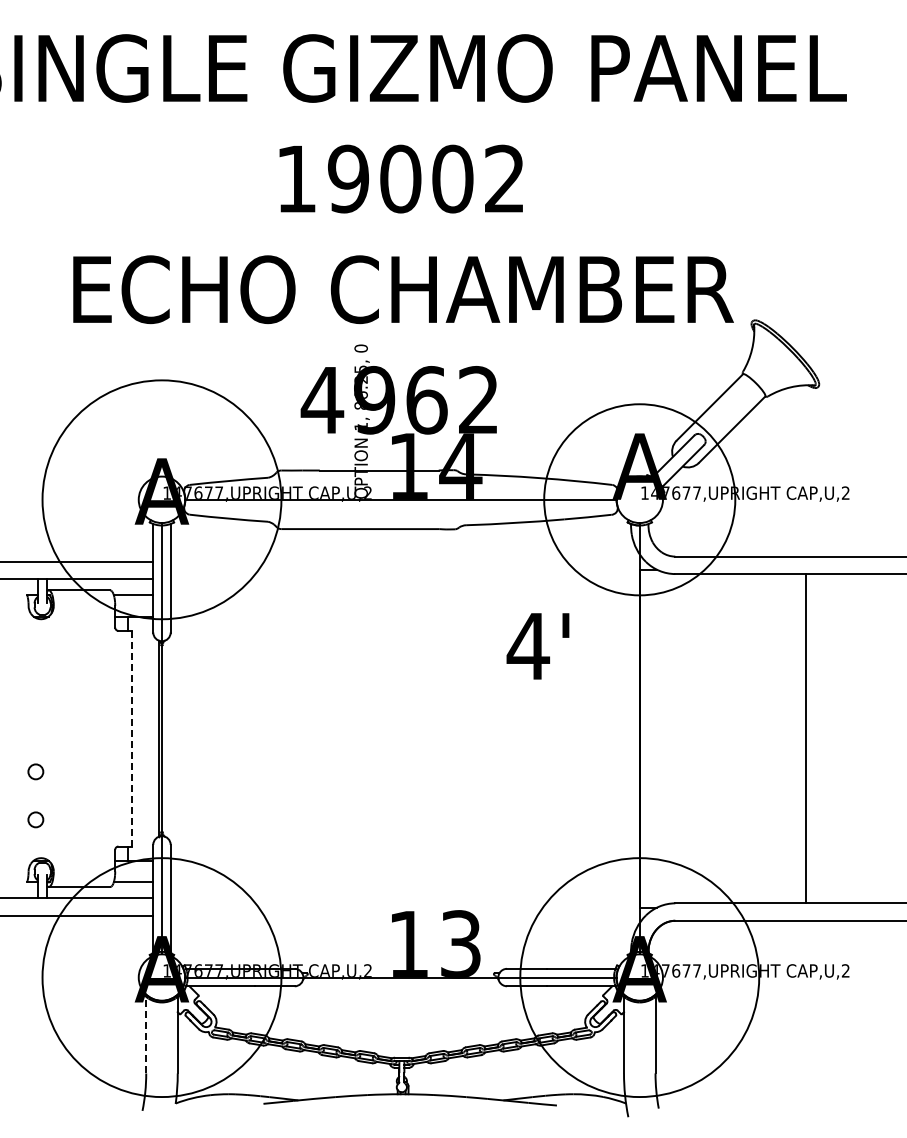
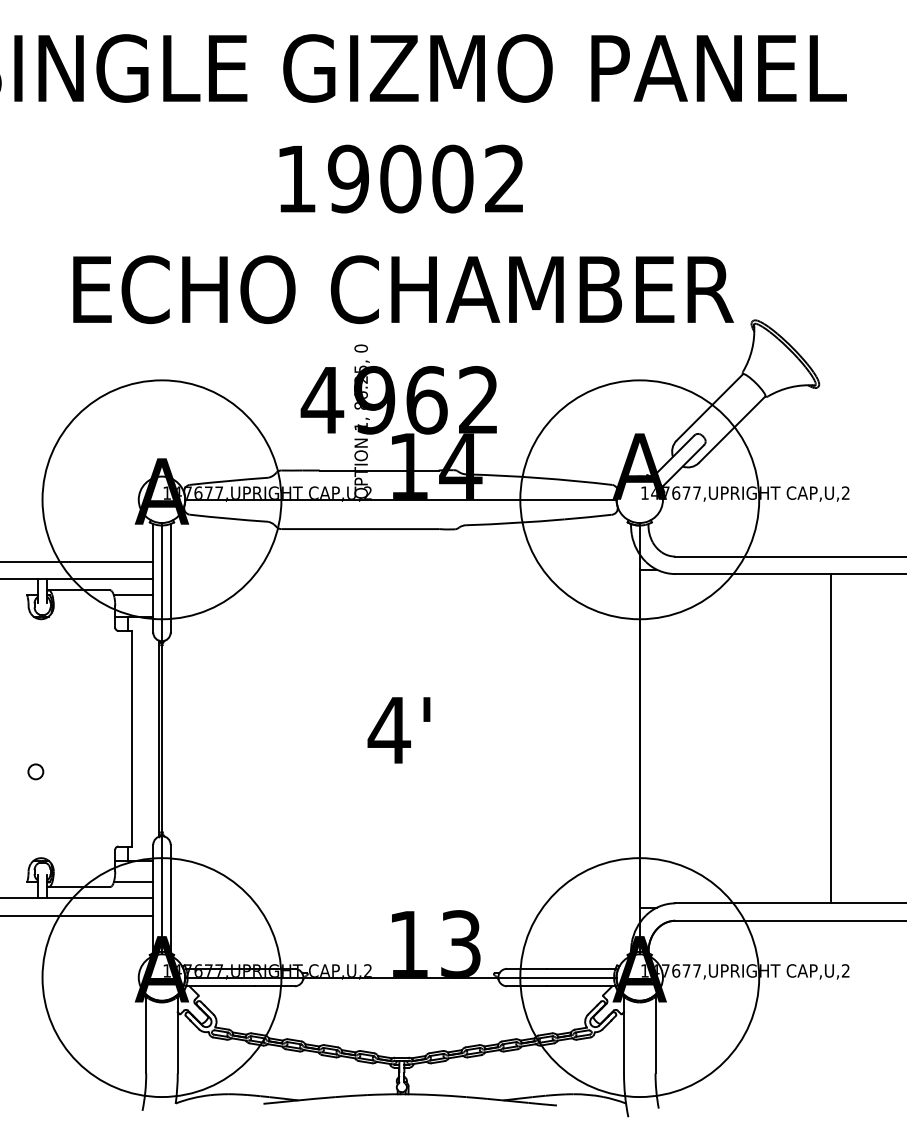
circle diameter: 191 px -> 239 px (639, 499)
text position: (537, 646) -> (398, 730) (398, 730)
line: dashed -> solid (132, 738)
line position: (806, 738) -> (831, 738) (831, 738)
circle: present -> none (35, 819)
line: dashed -> solid (146, 1034)
